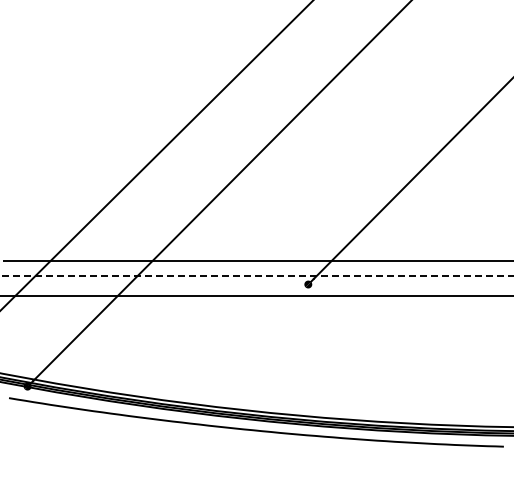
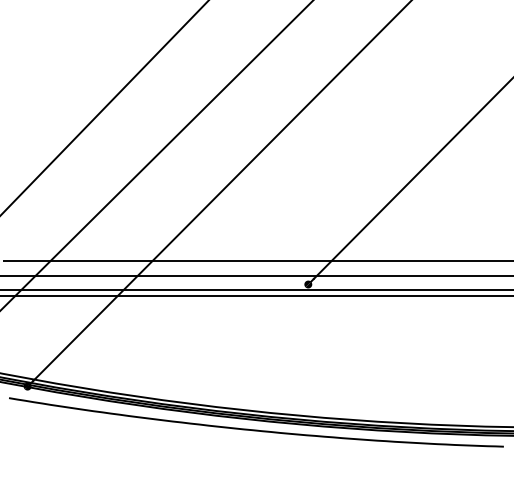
line: none -> present (104, 107)
line: dashed -> solid (256, 275)
line: none -> present (256, 289)
